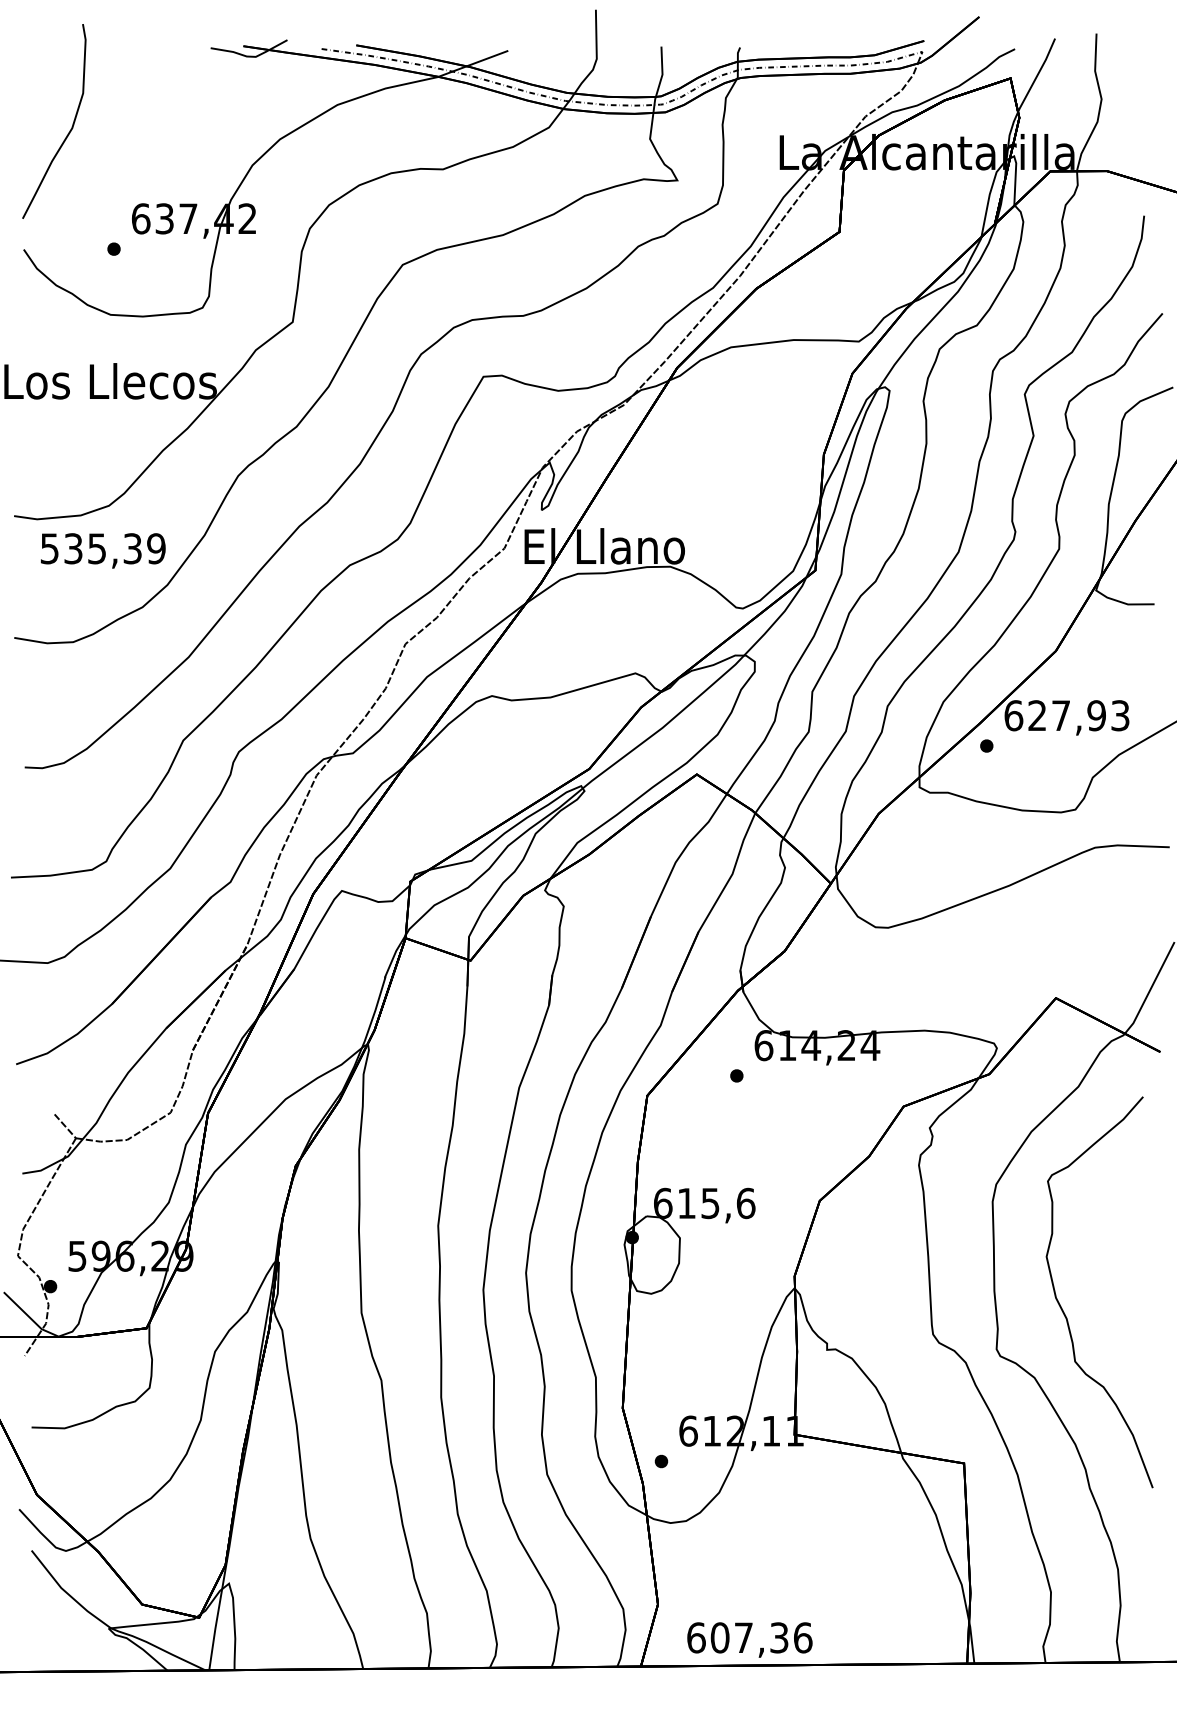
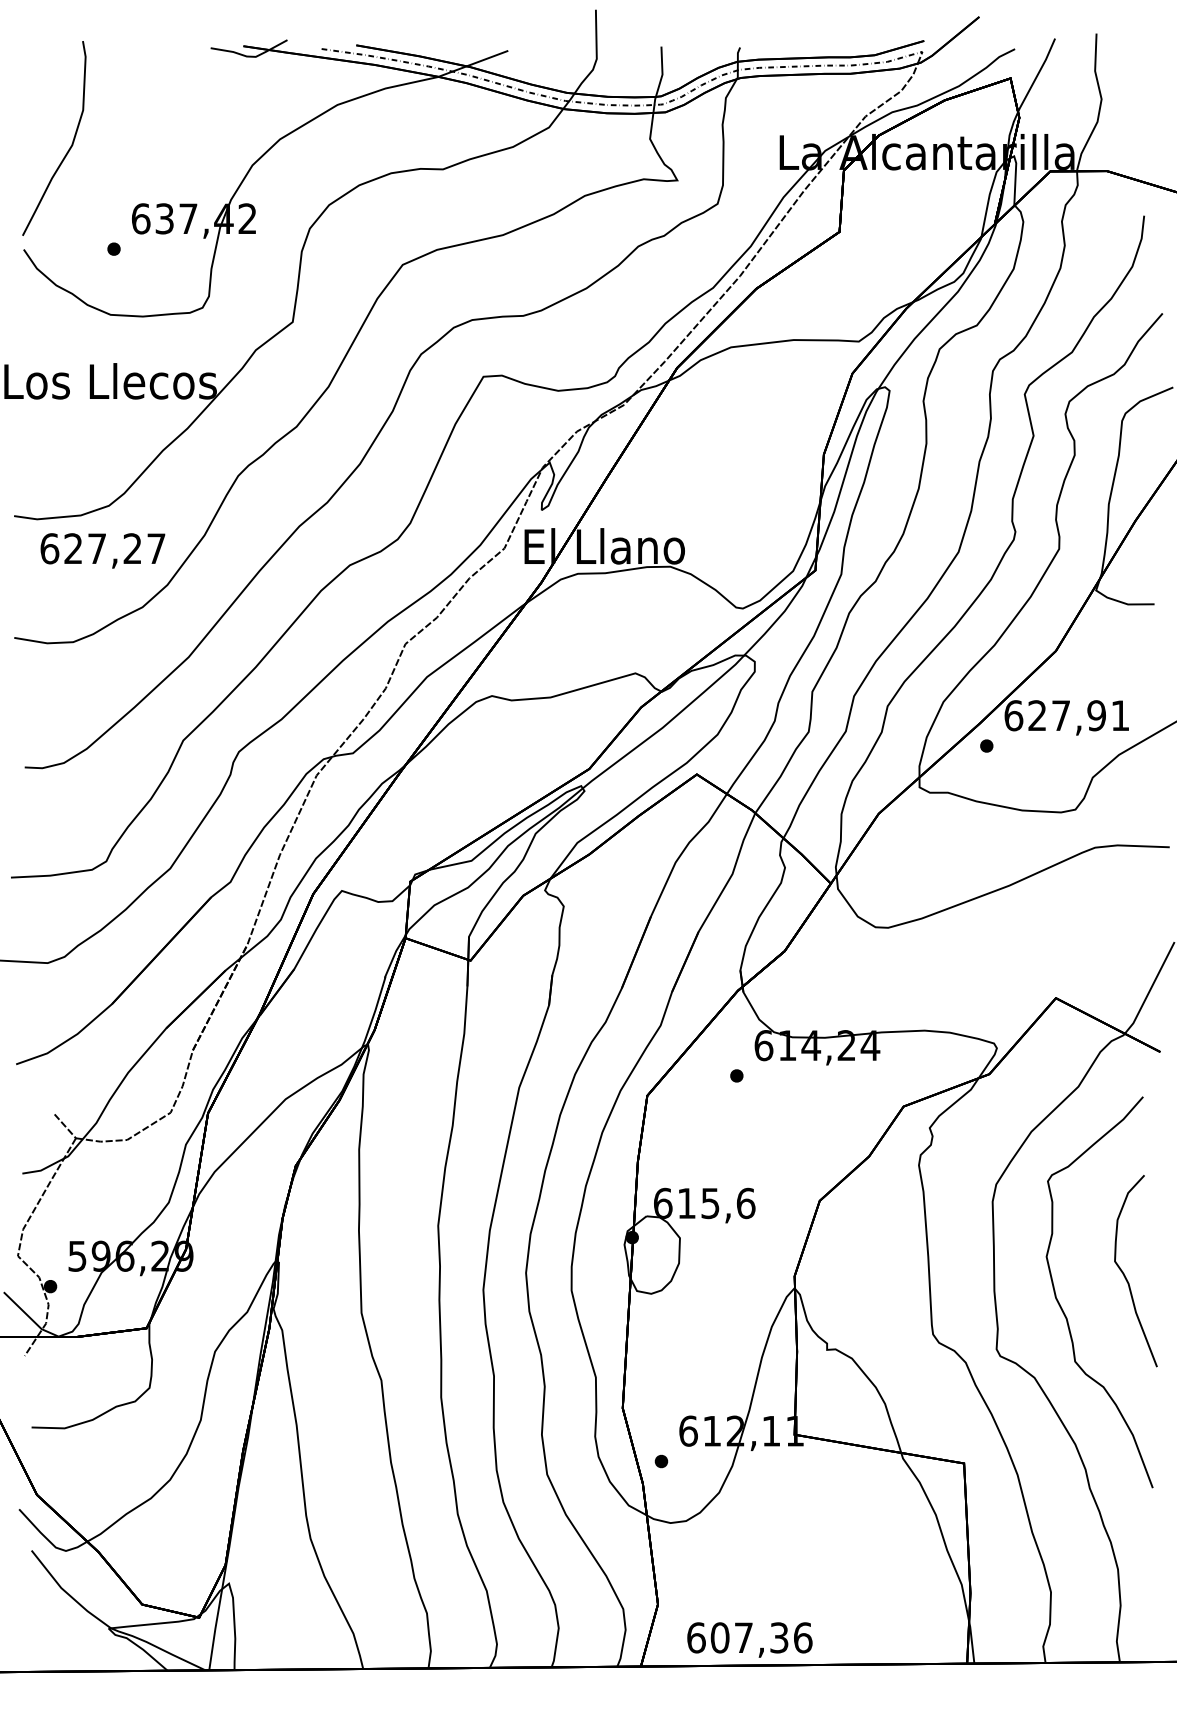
curve position: (69, 130) -> (69, 147) (69, 147)
text: 535,39 -> 627,27 (102, 548)
text: 627,93 -> 627,91 (1120, 715)
curve: none -> present (1125, 1275)
